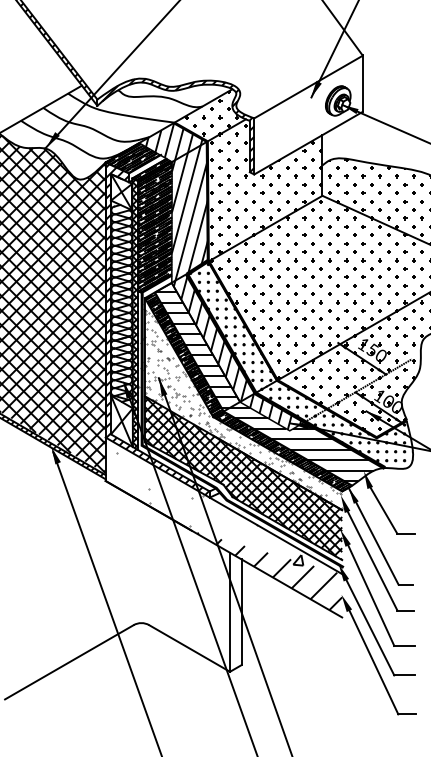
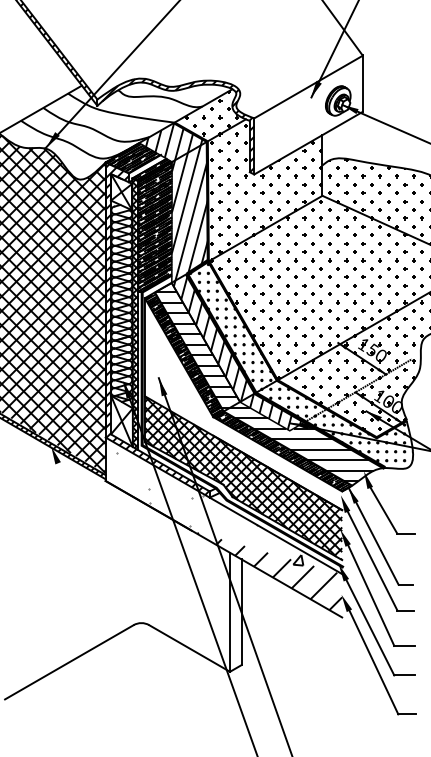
hatch: present -> none (240, 399)
line: present -> none (106, 602)
